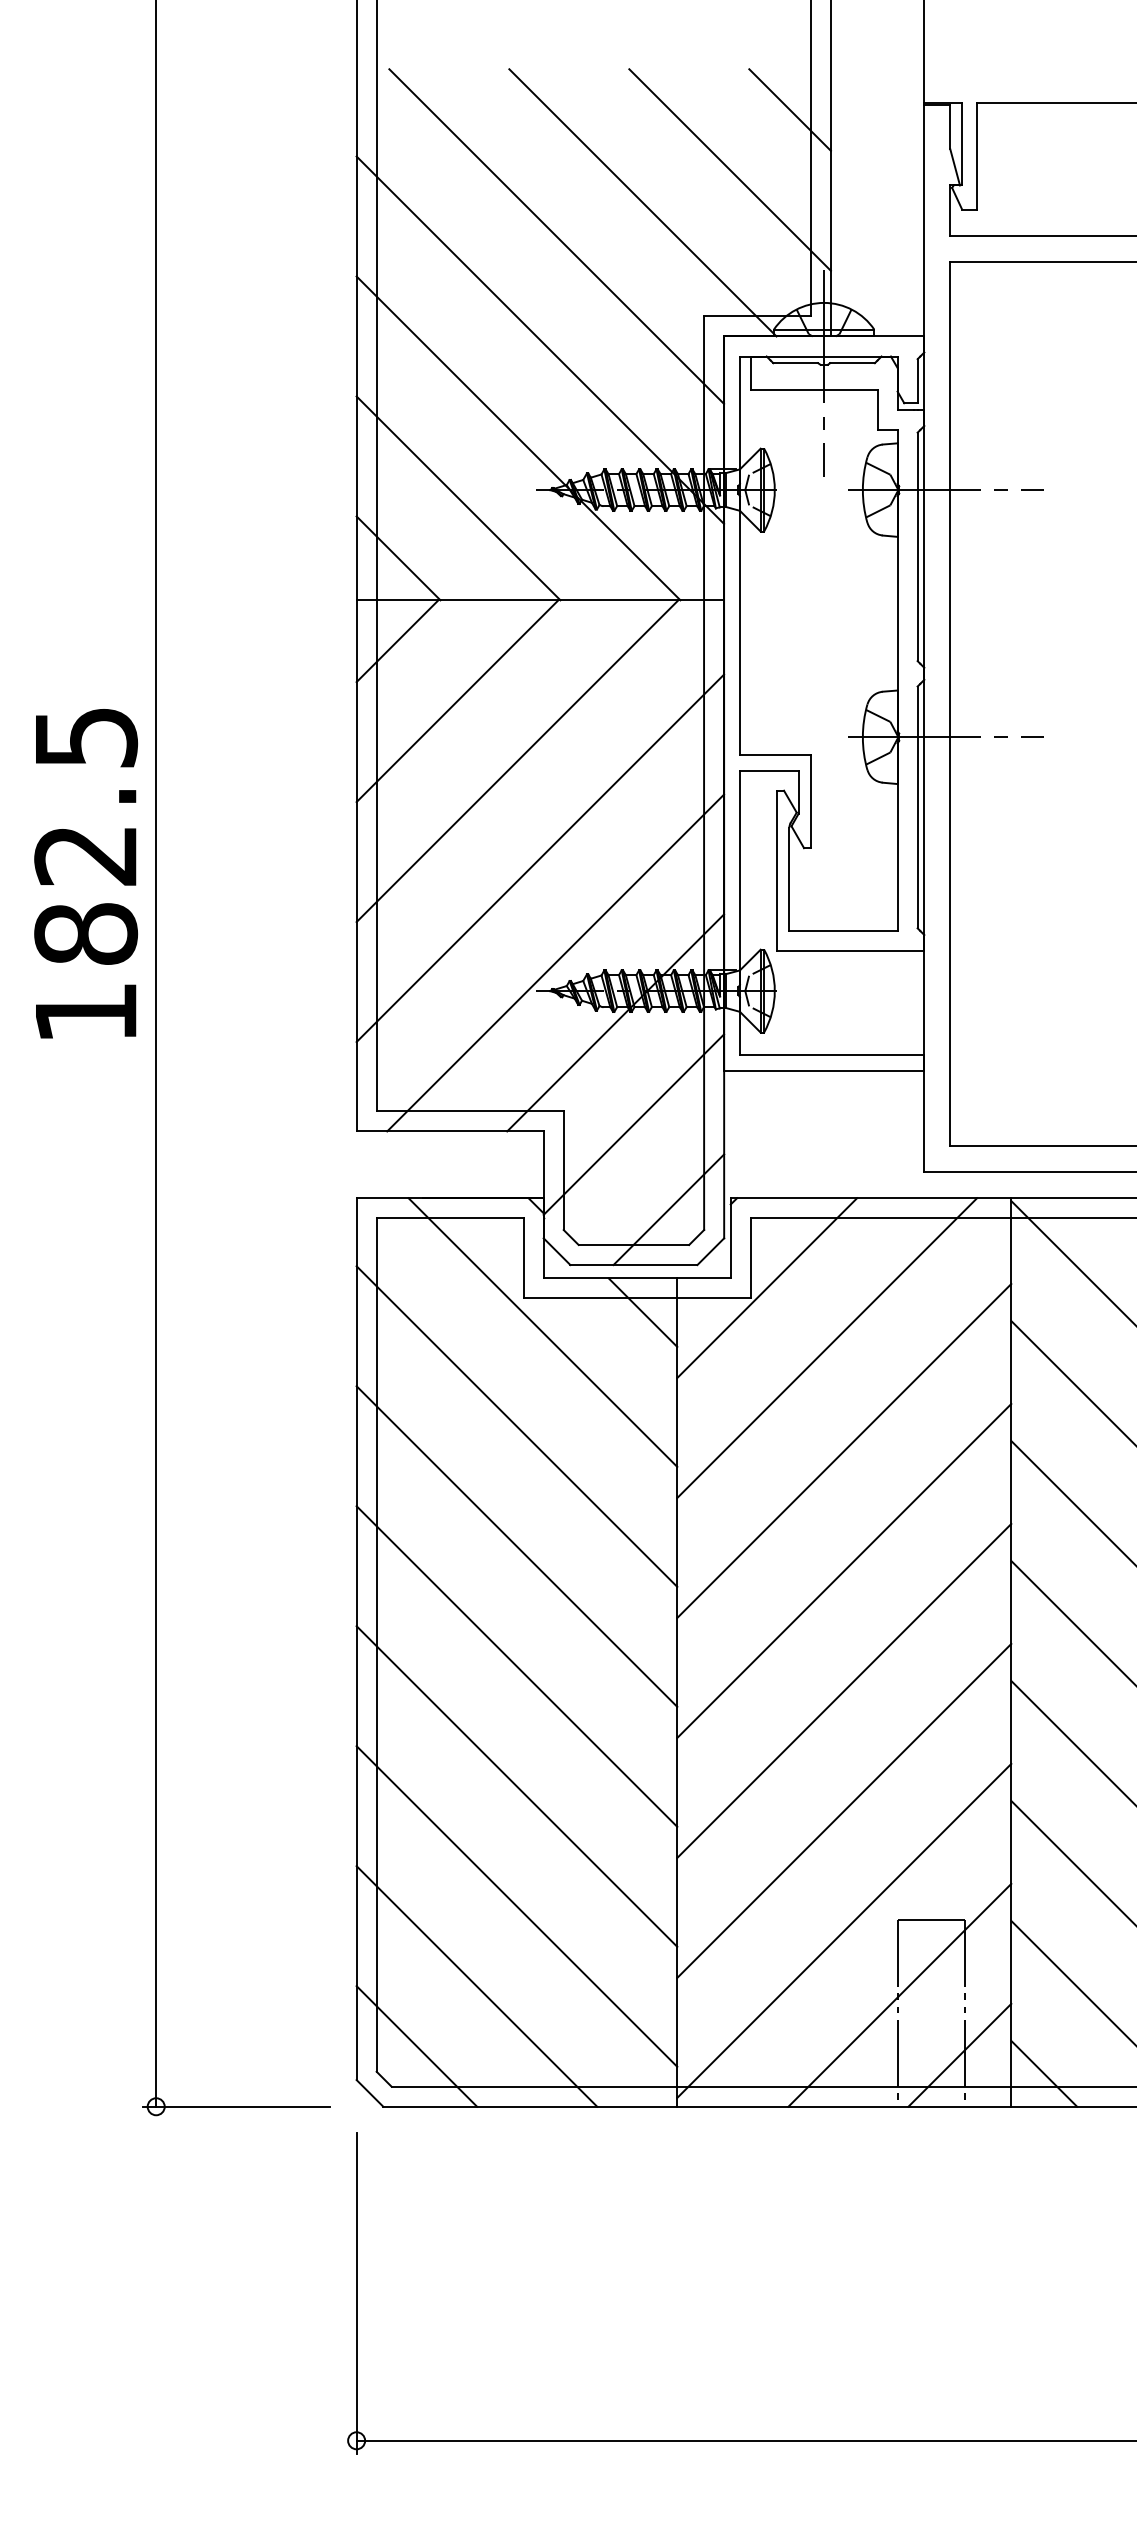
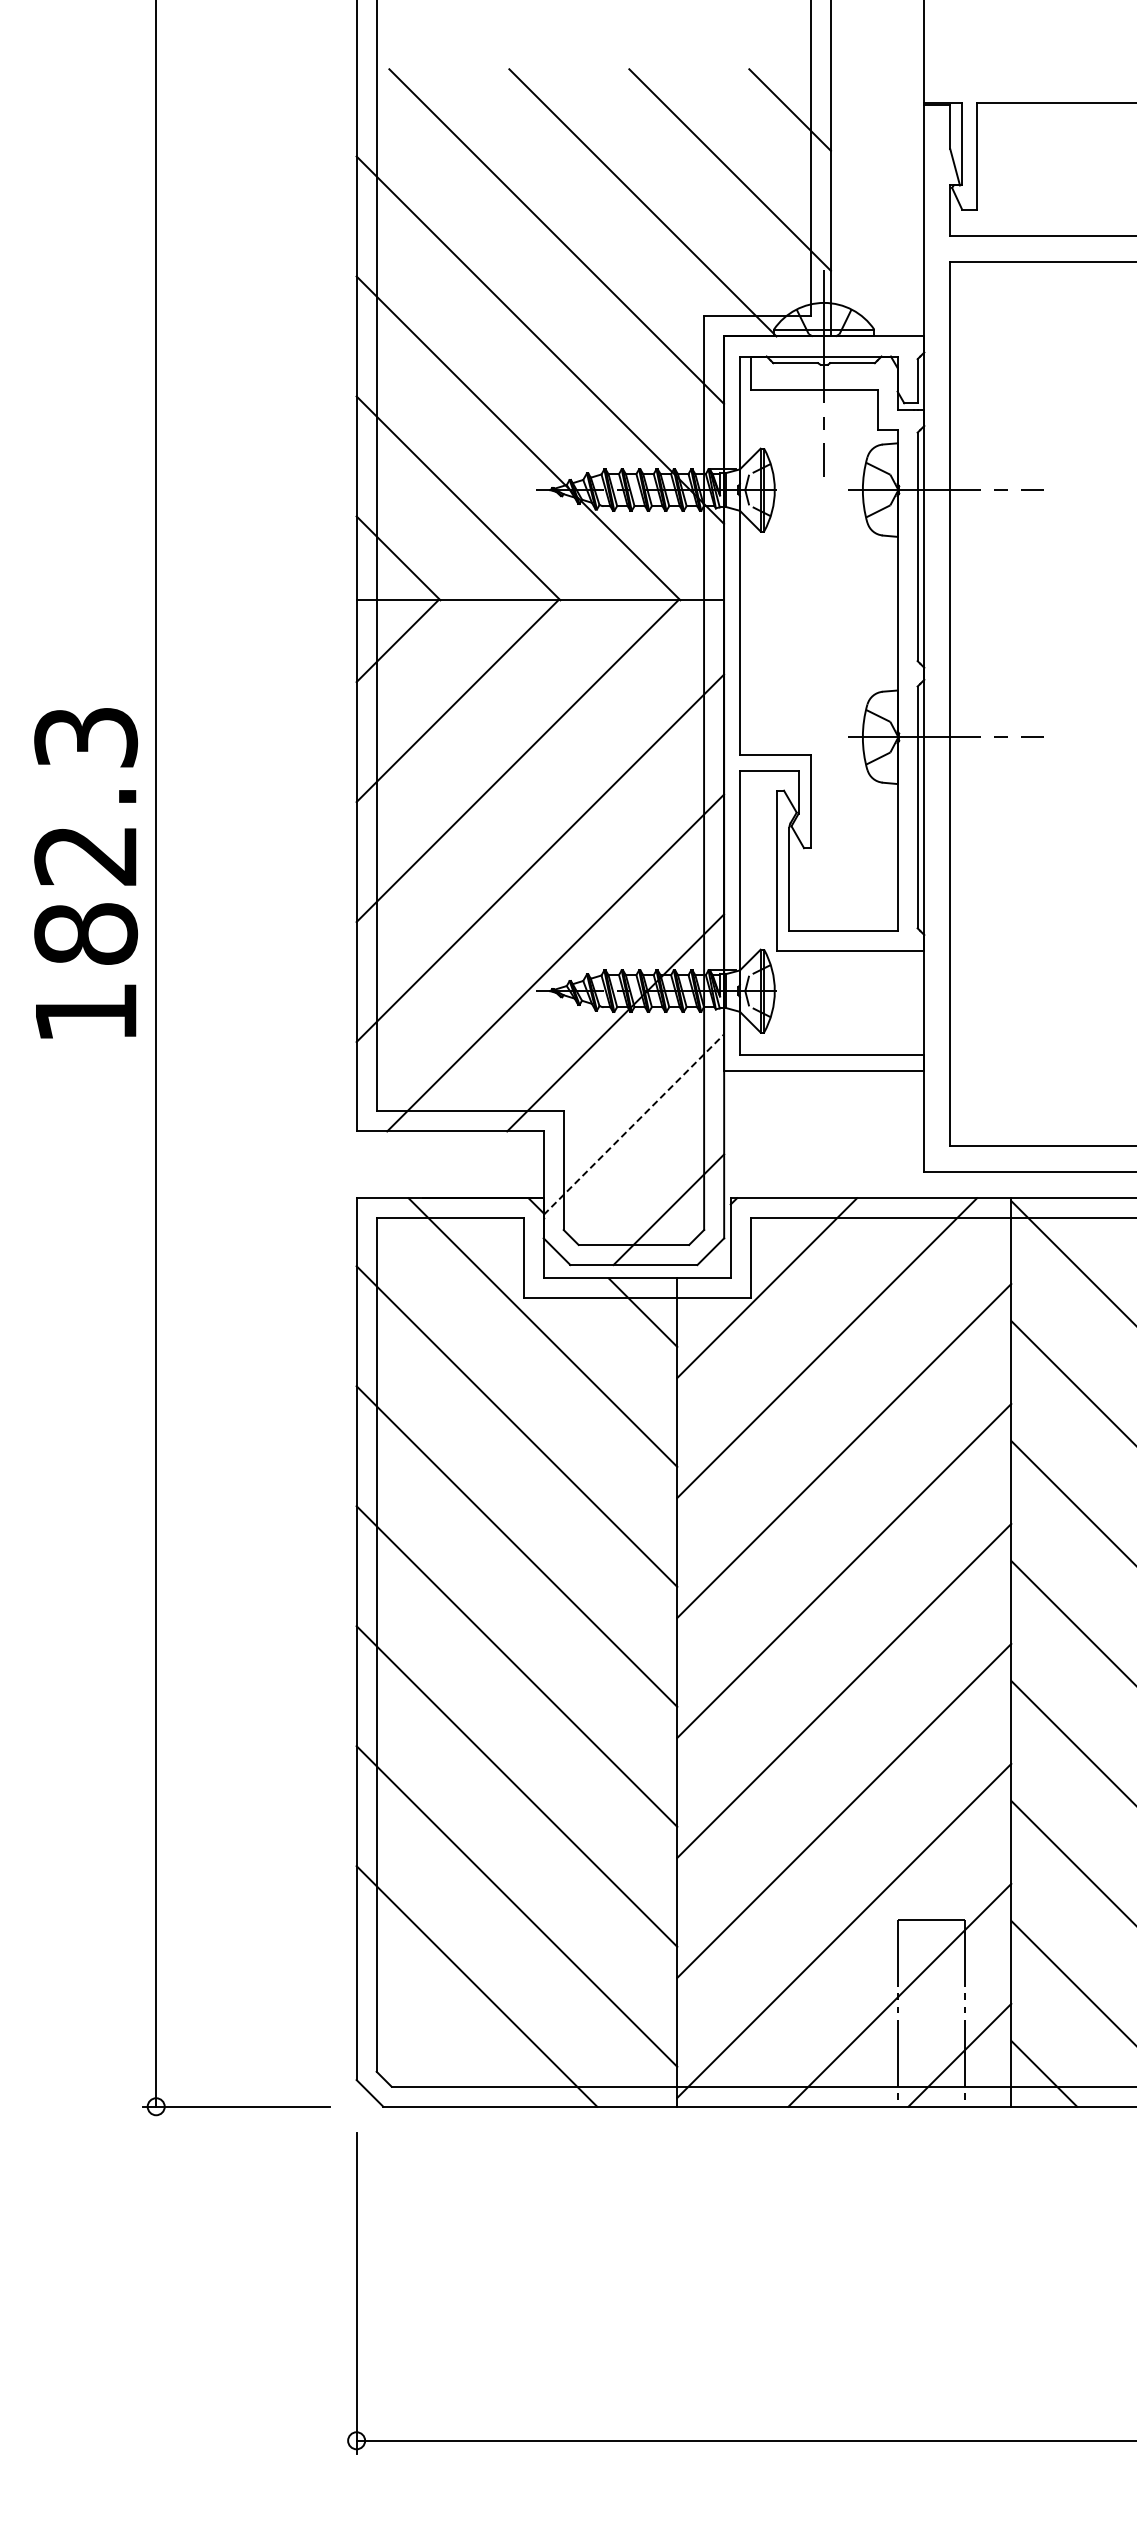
text: 182.5 -> 182.3 (85, 737)
line: solid -> dashed (633, 1124)
line: present -> none (416, 2046)
